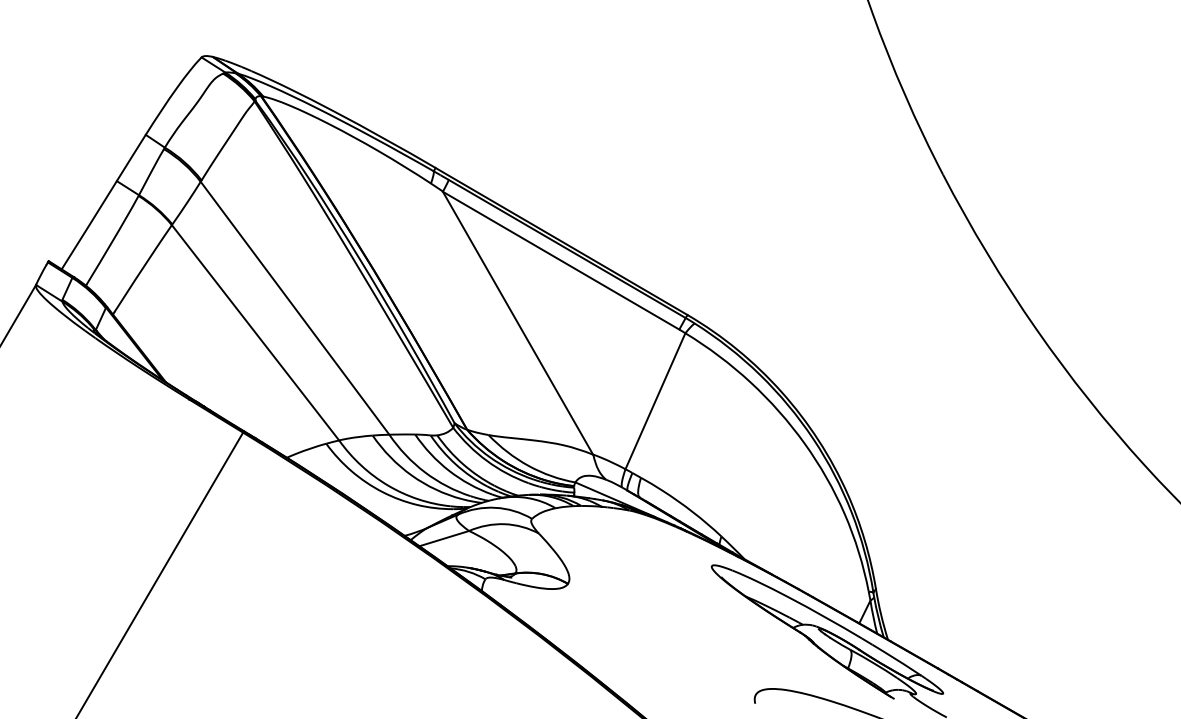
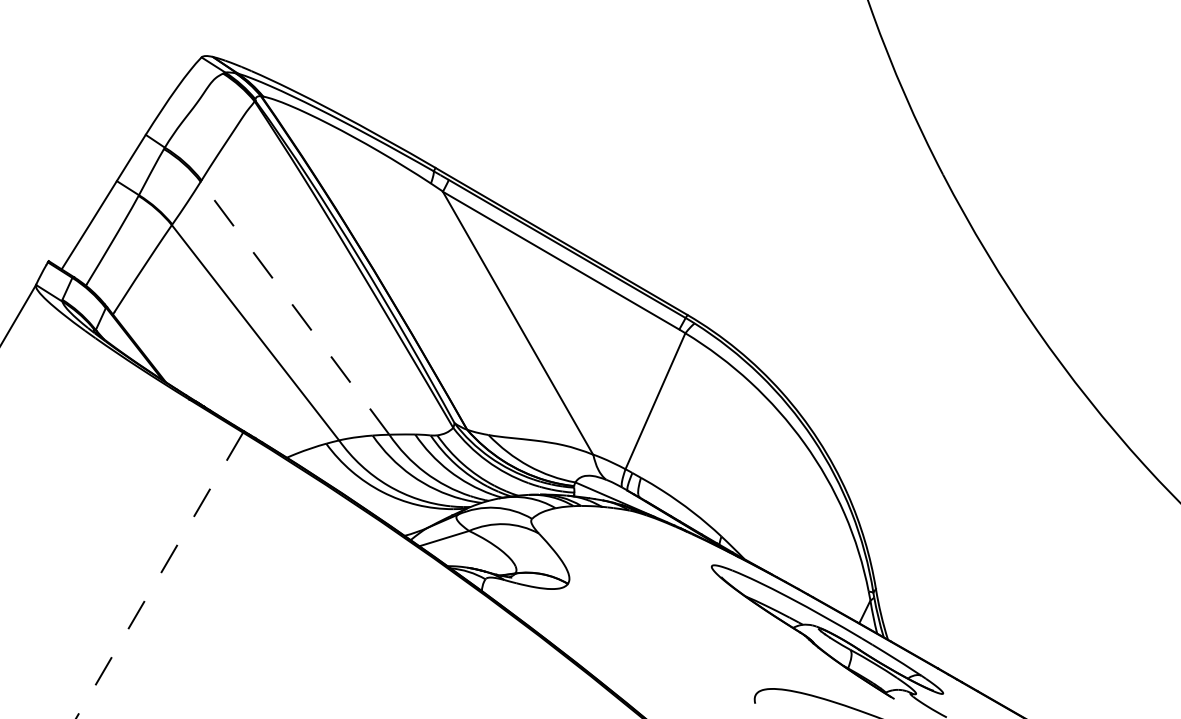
line: solid -> dashed (295, 308)
line: solid -> dashed (159, 575)
